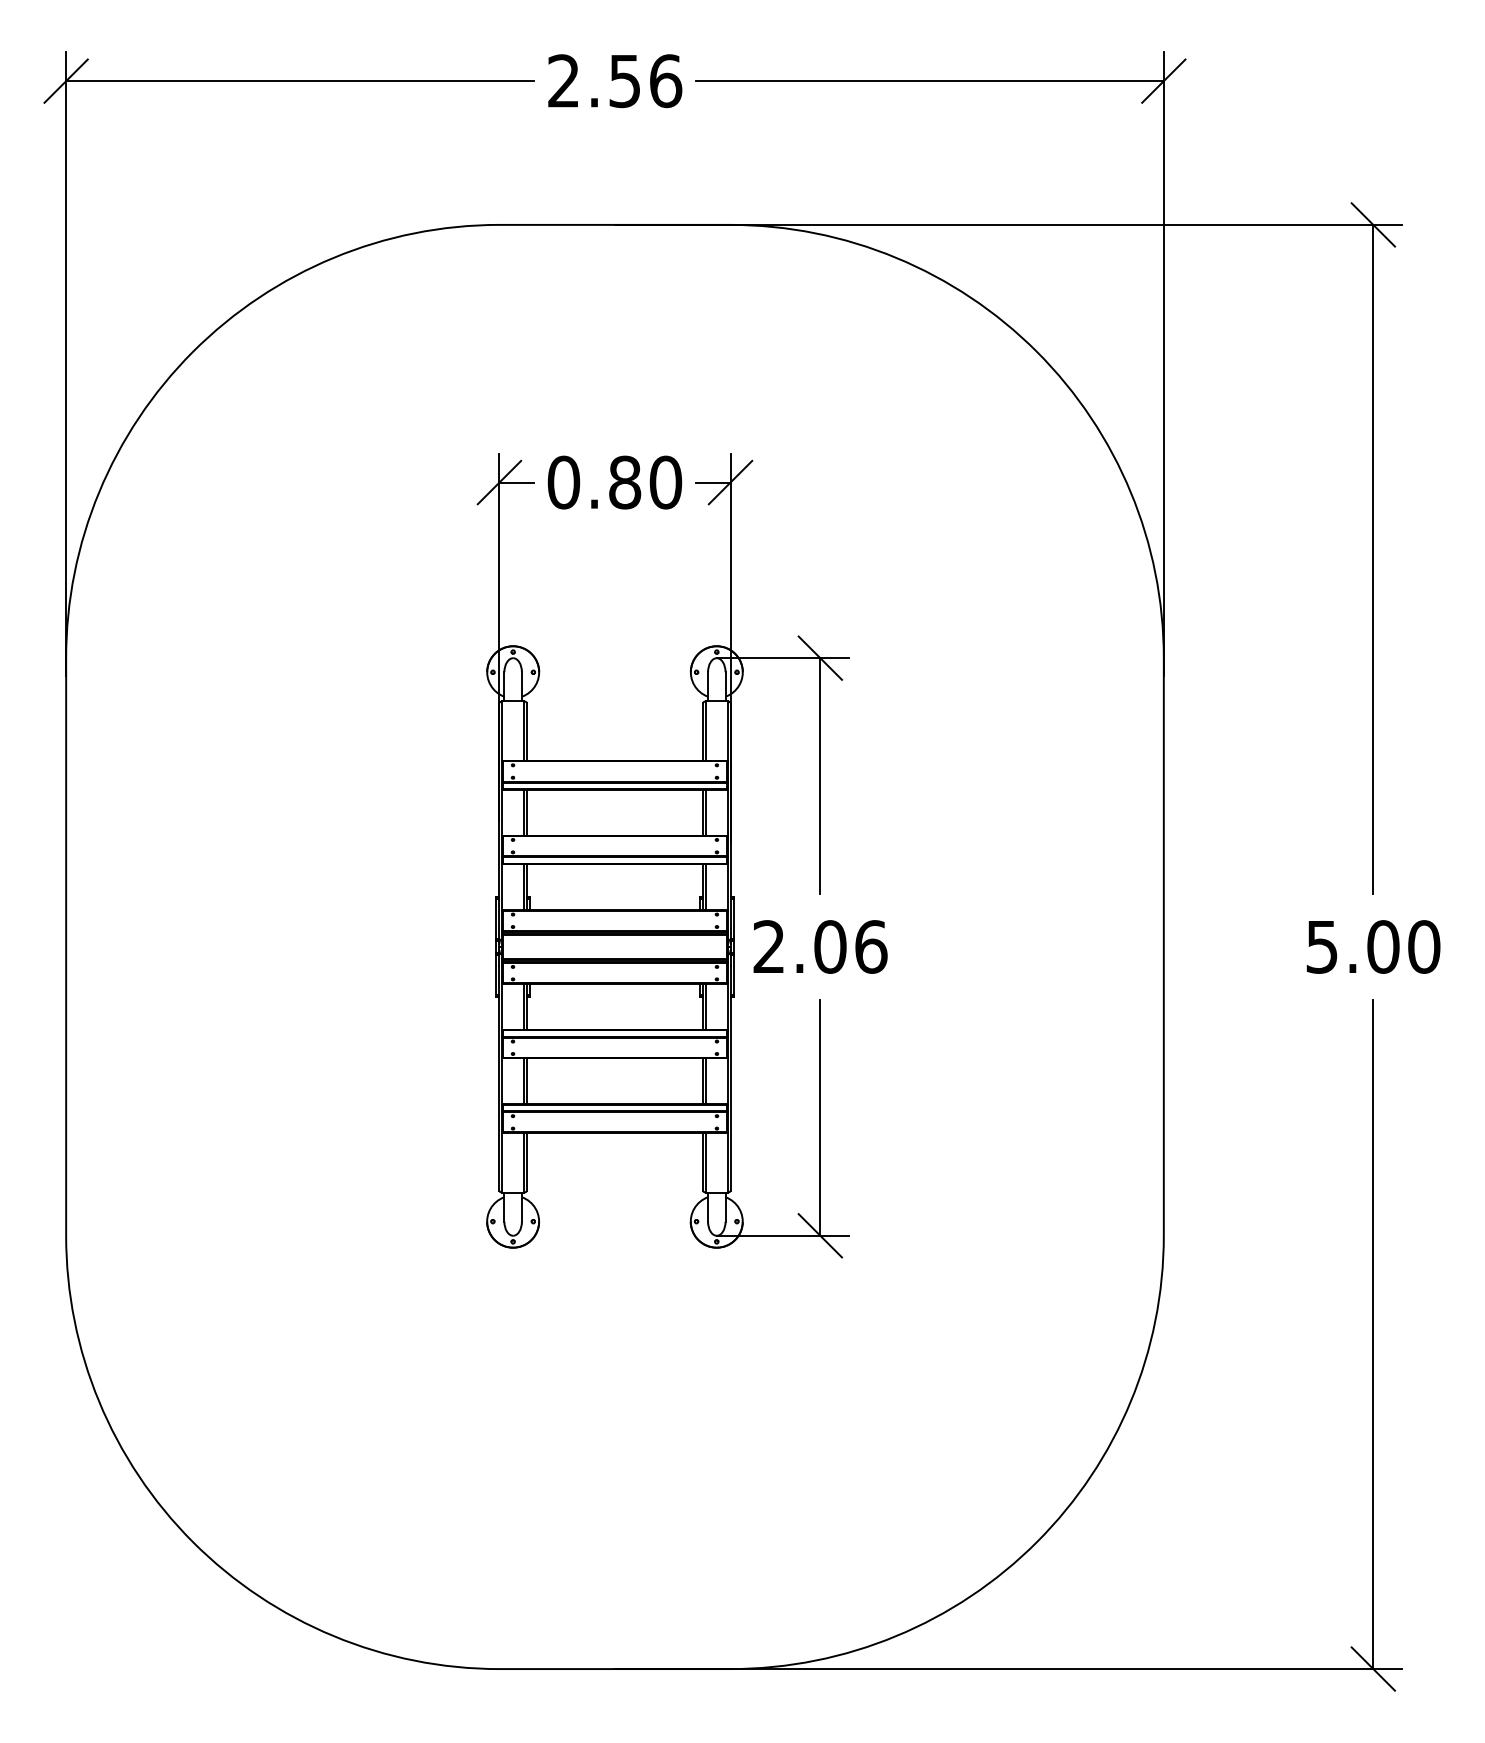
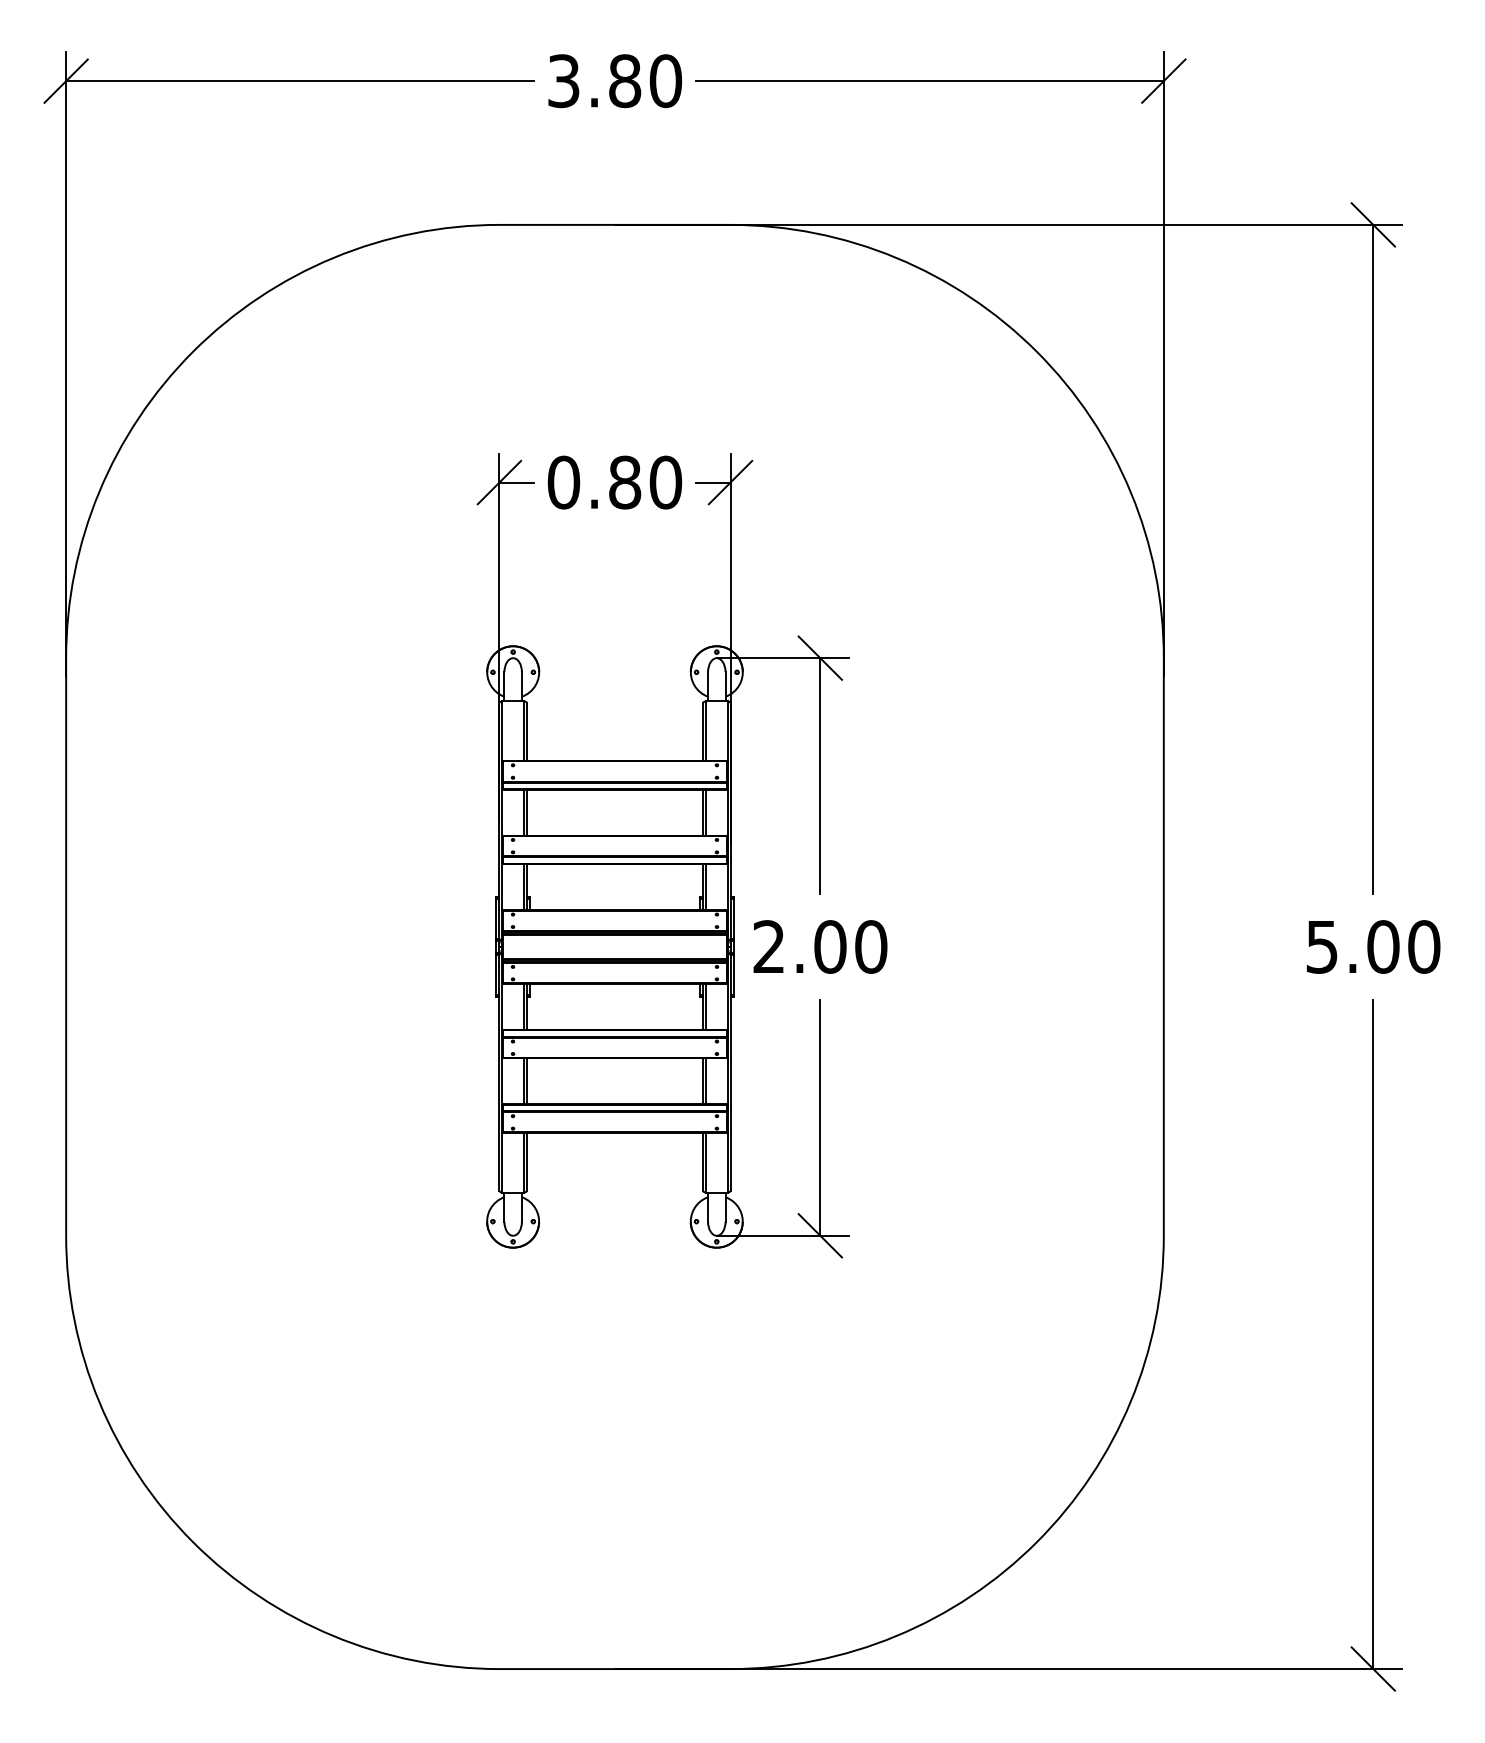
text: 2.56 -> 3.80 (615, 81)
text: 2.06 -> 2.00 (871, 946)
